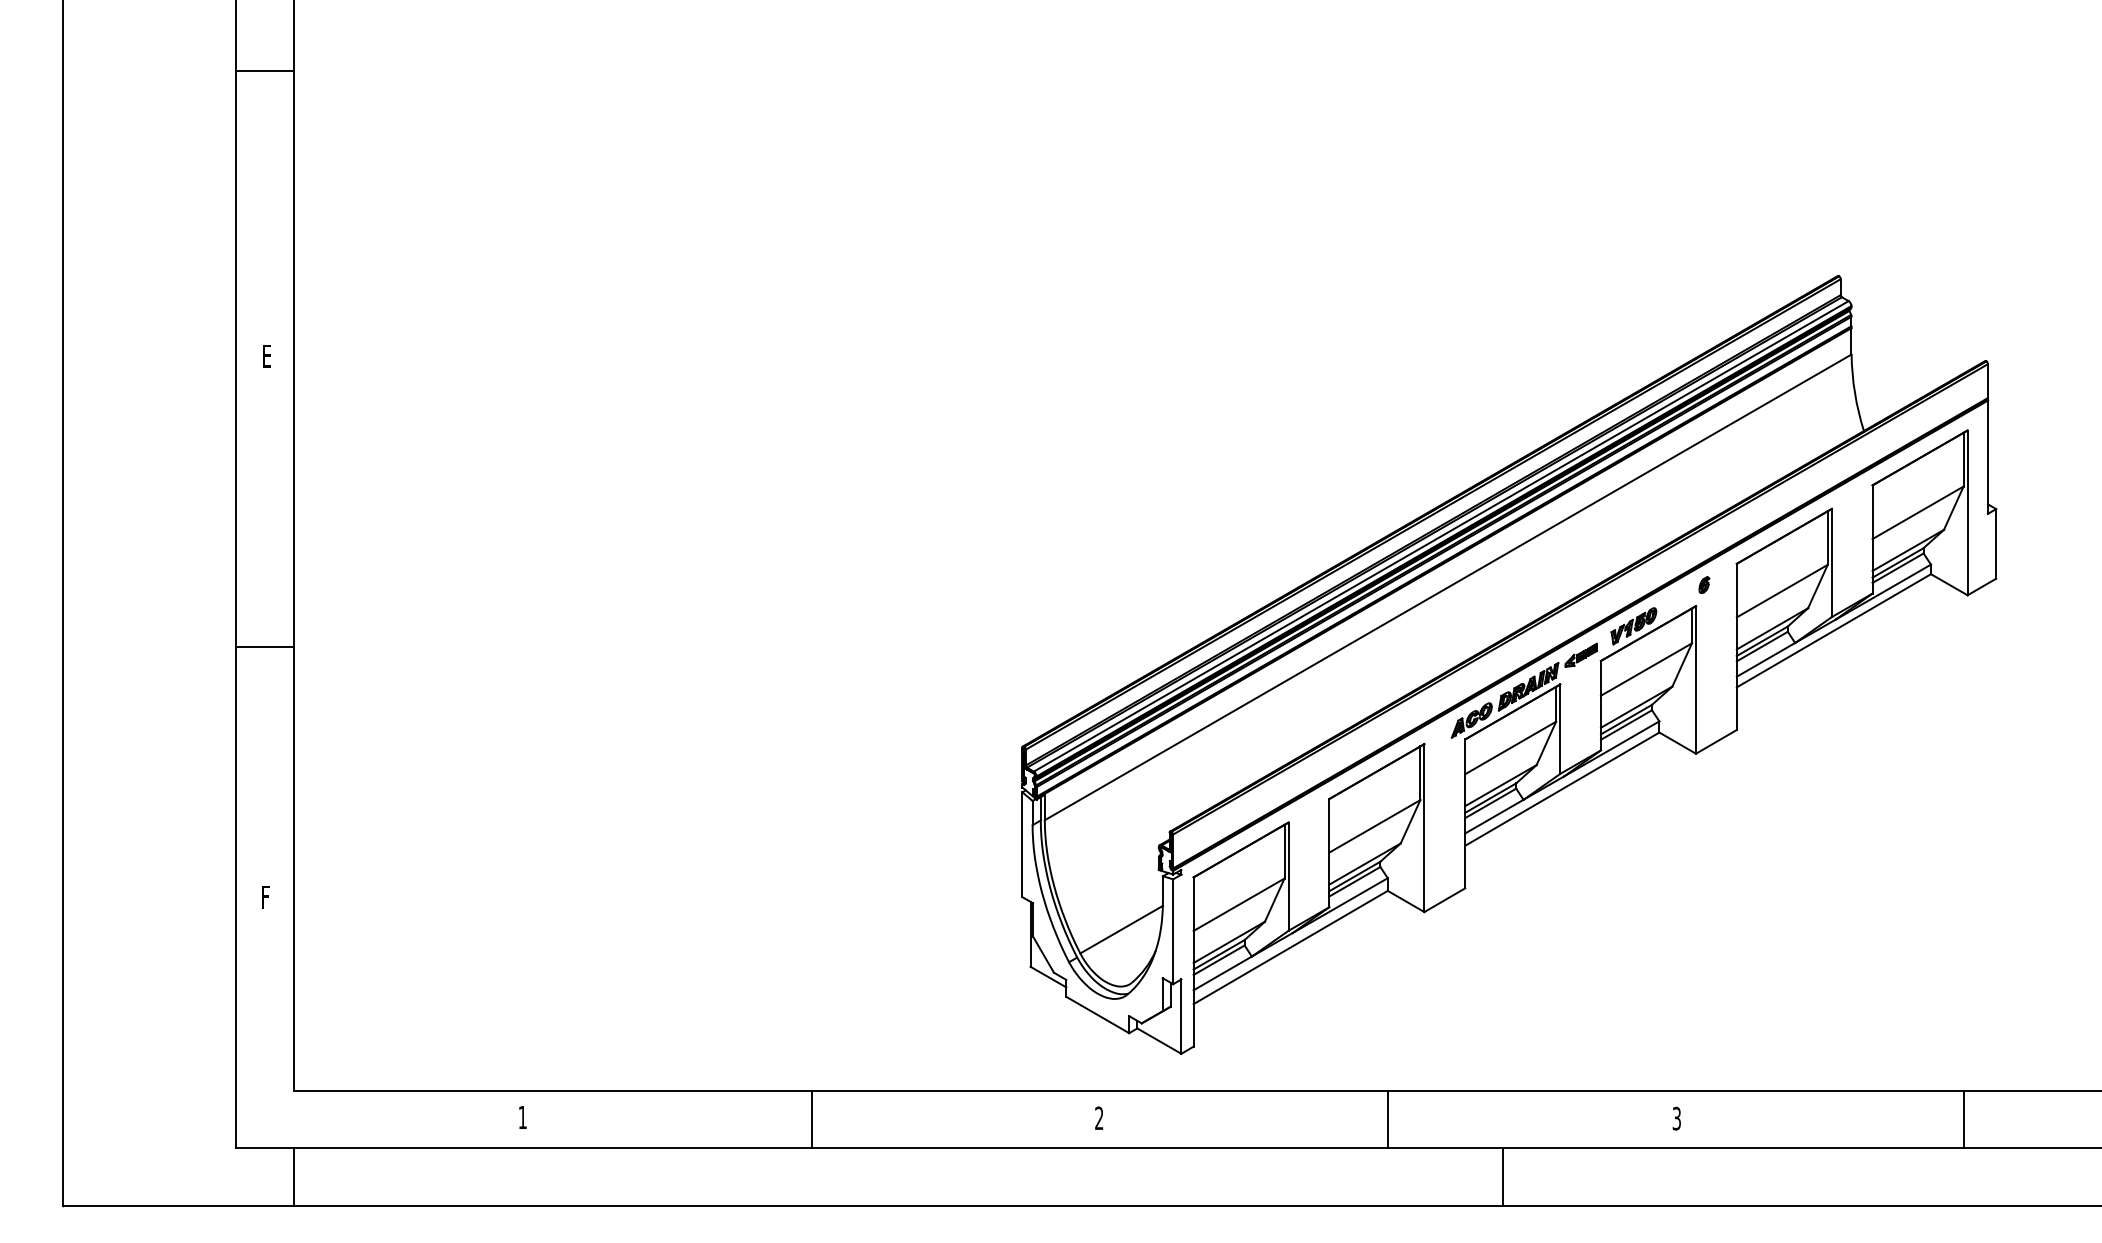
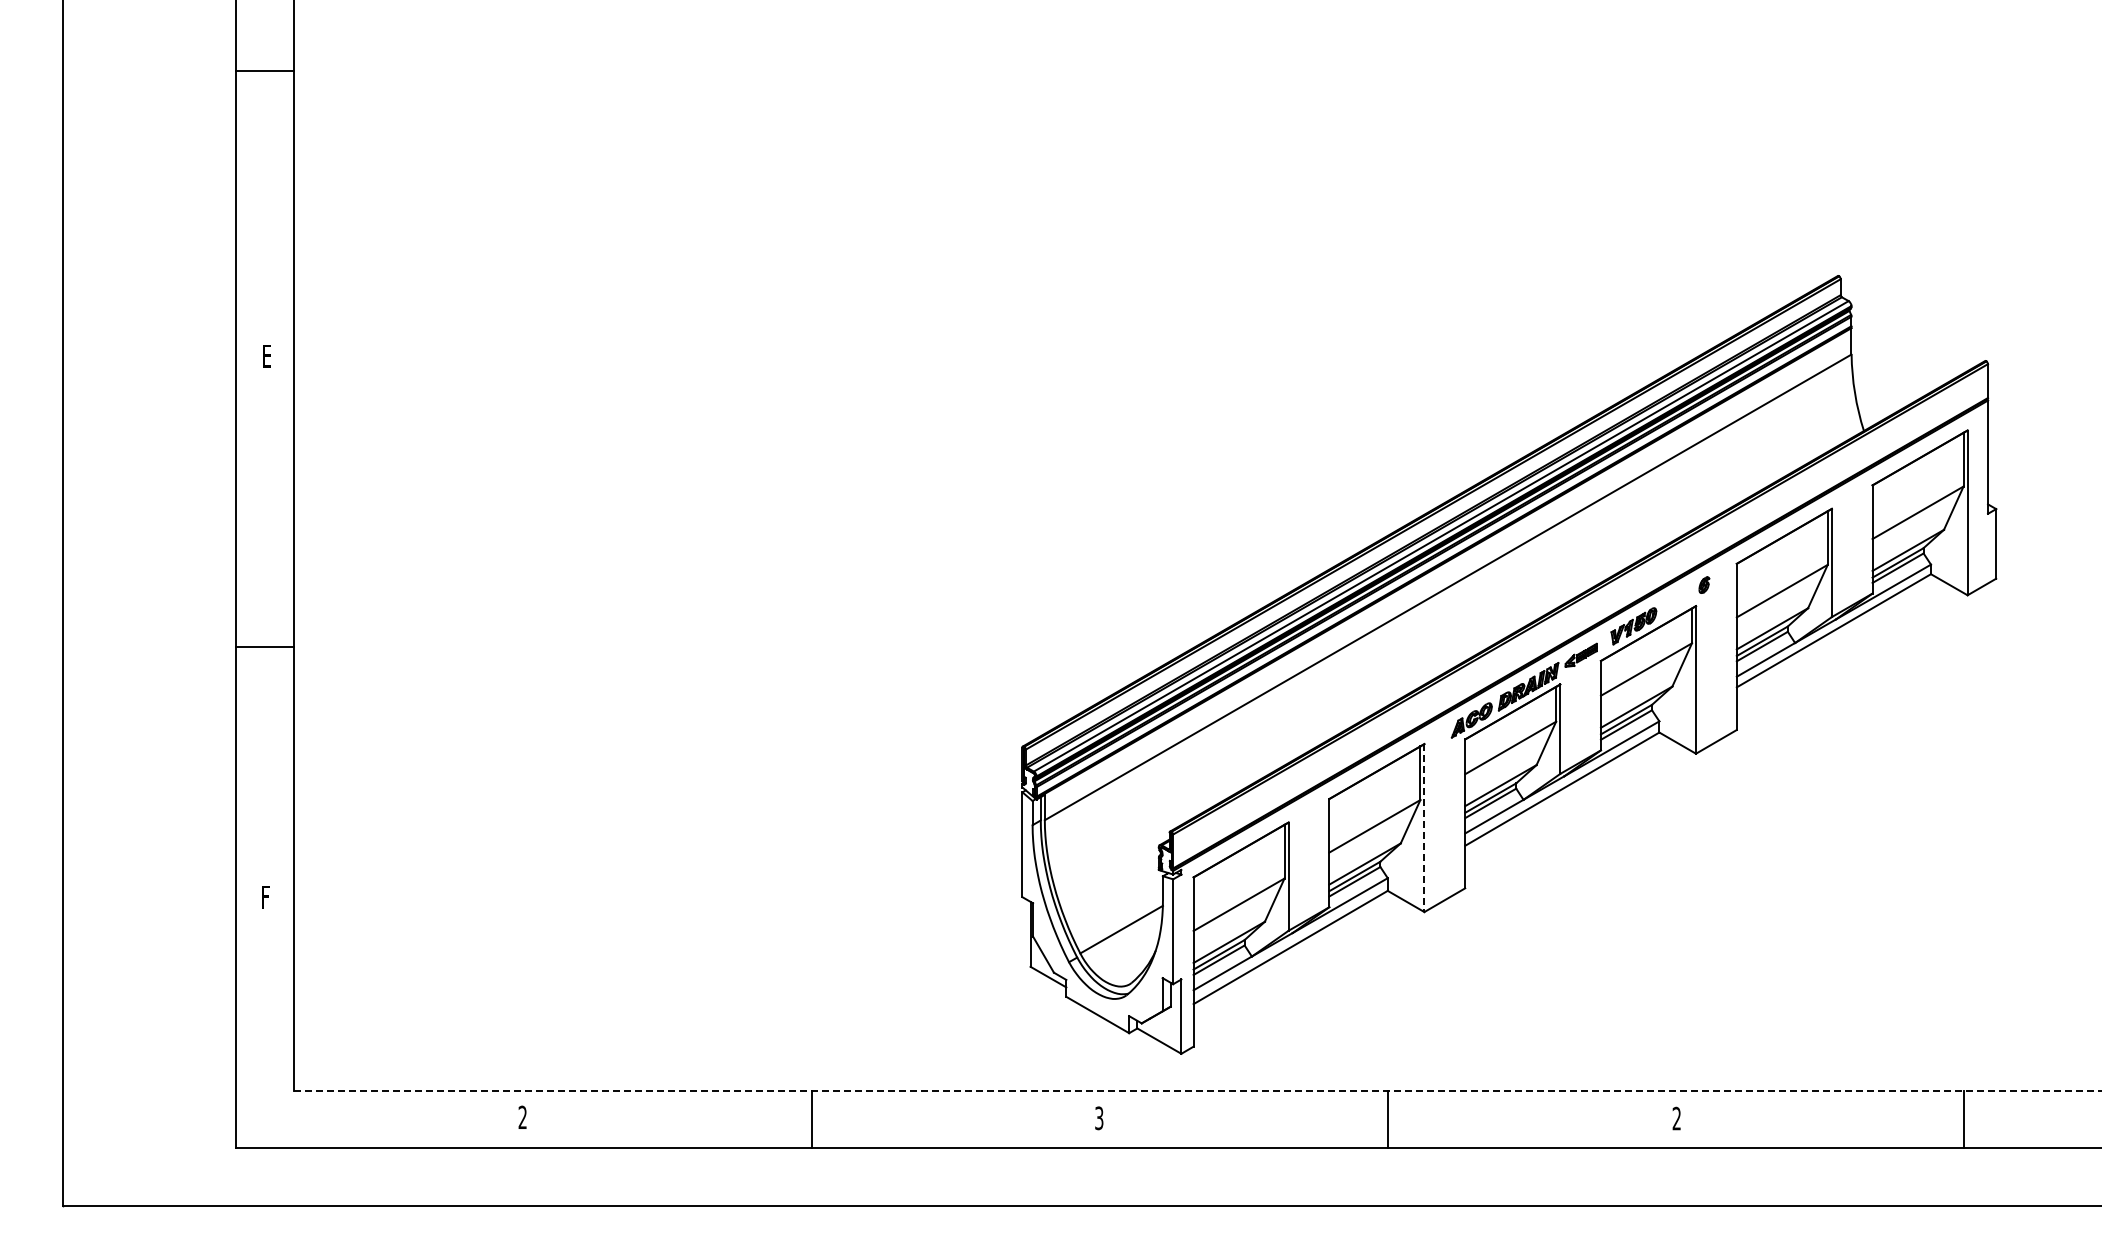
line: solid -> dashed (1424, 828)
line: solid -> dashed (1197, 1090)
text: 1 -> 2 (522, 1116)
text: 2 -> 3 (1099, 1118)
text: 3 -> 2 (1676, 1118)
line: present -> none (293, 1176)
line: present -> none (1503, 1176)
